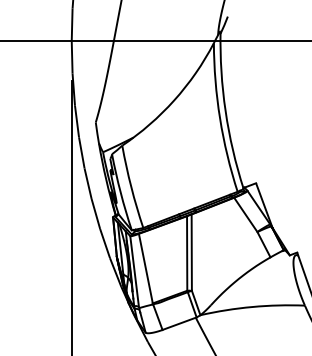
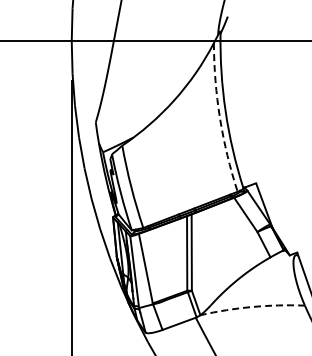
arc: solid -> dashed (220, 118)
arc: solid -> dashed (252, 306)
